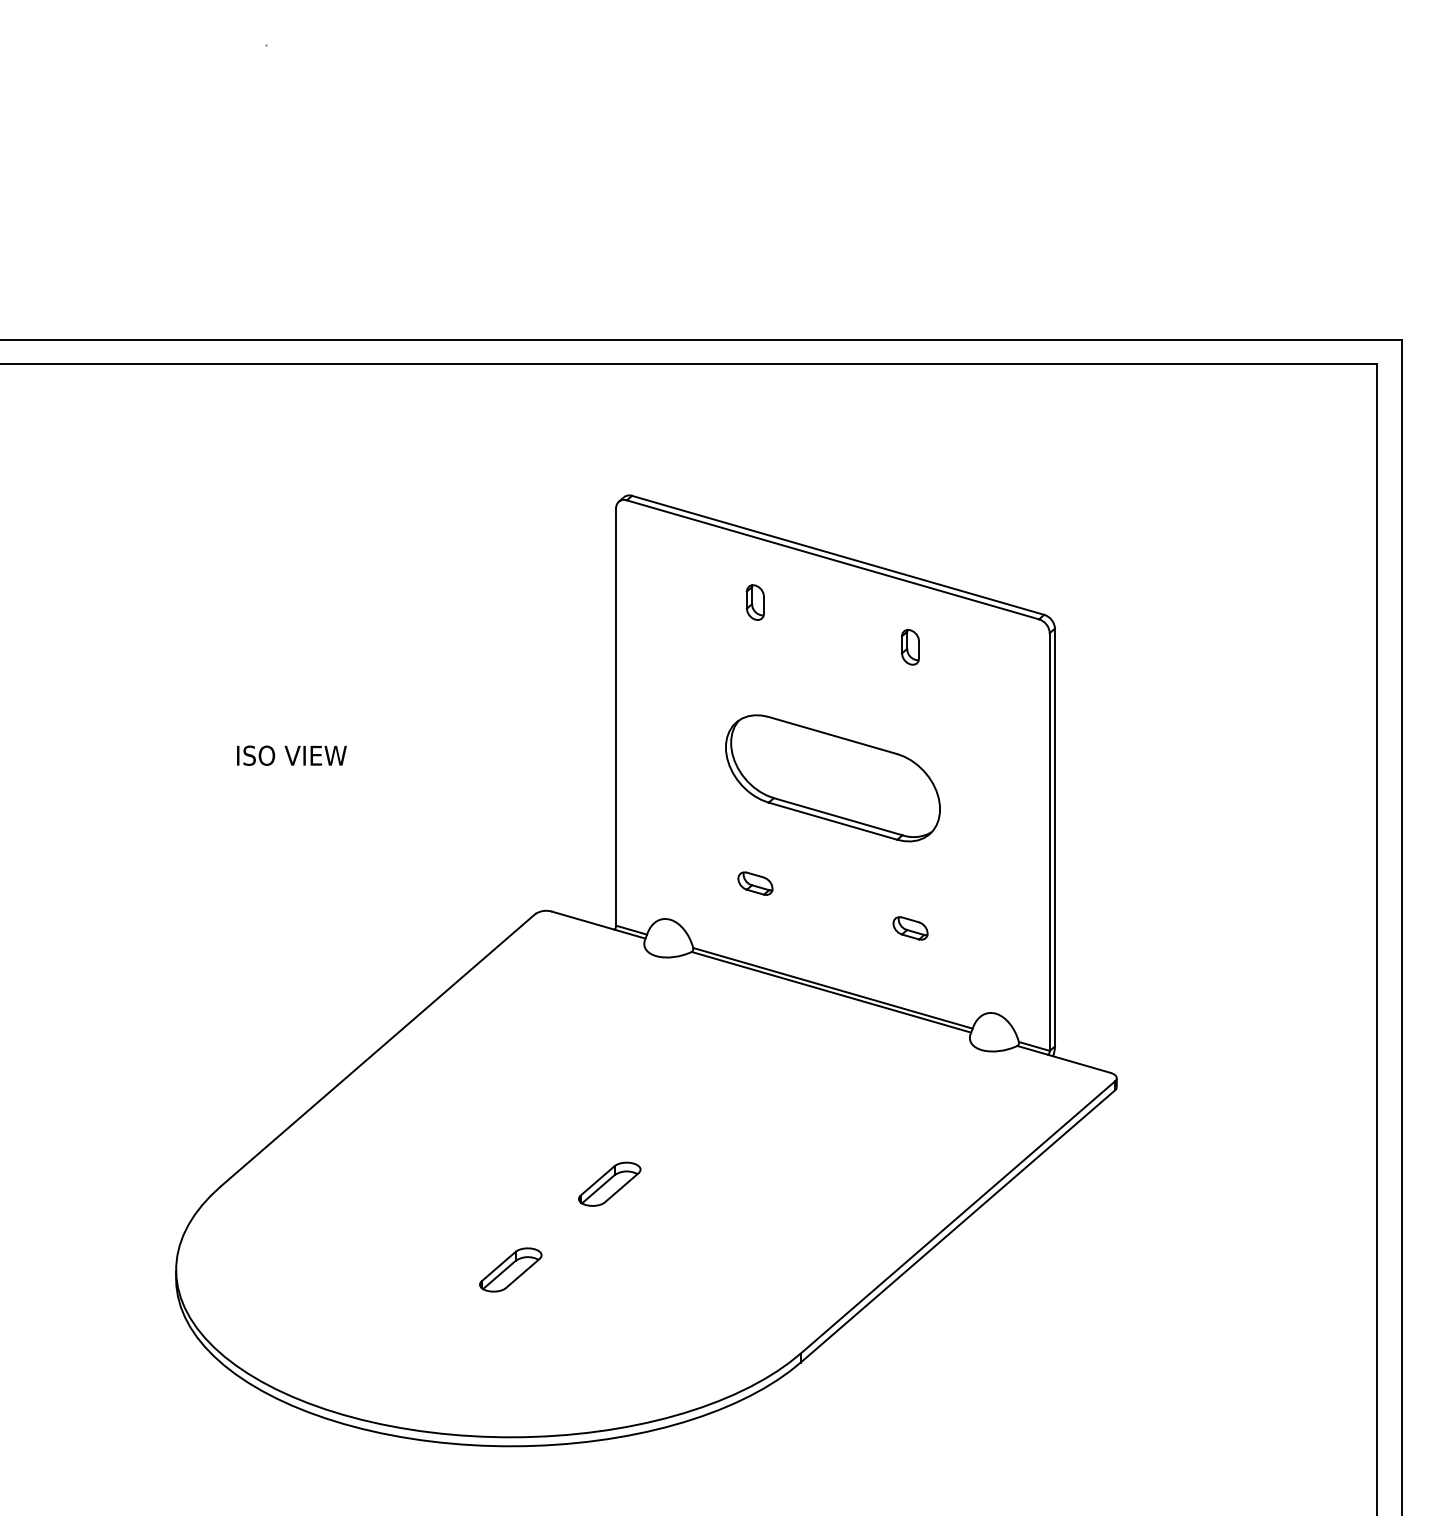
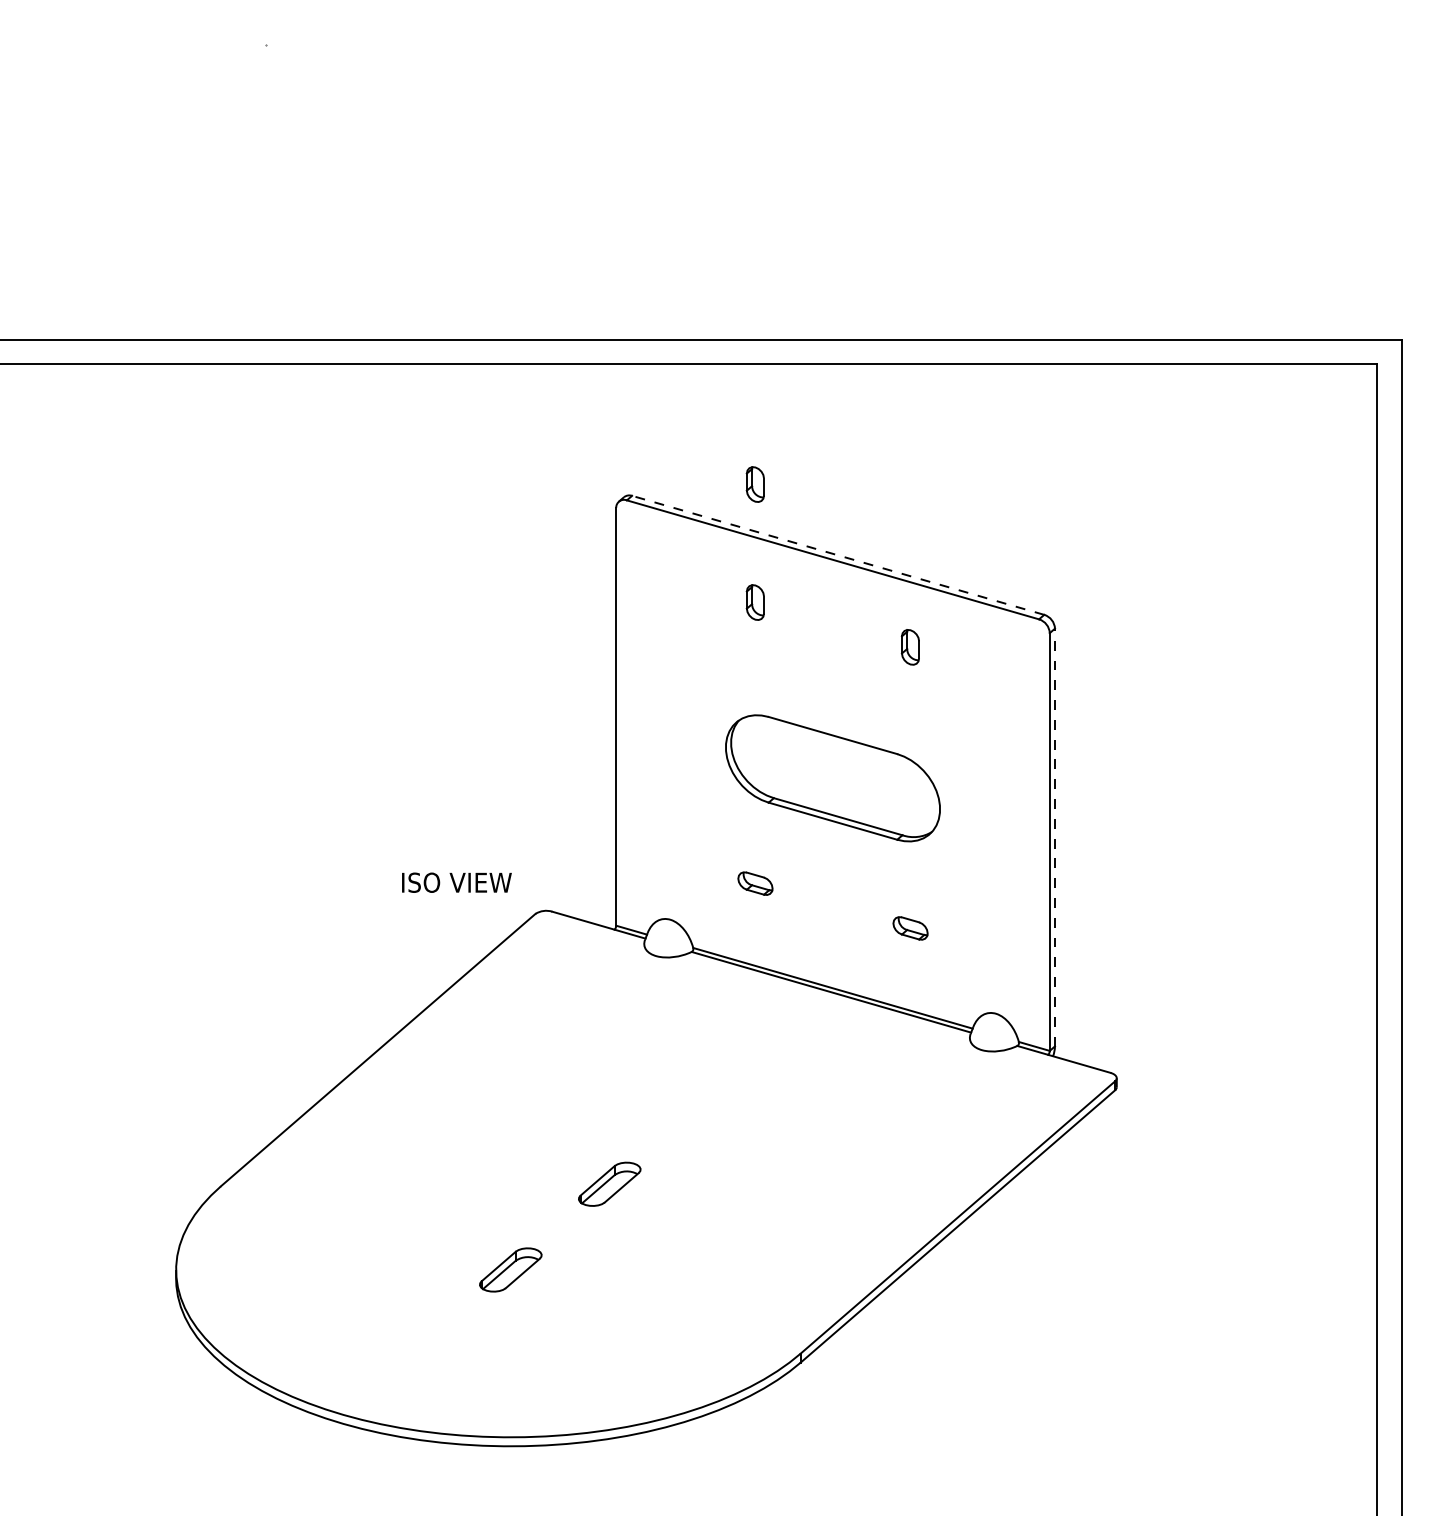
part: none -> present (754, 484)
line: solid -> dashed (838, 555)
text position: (291, 755) -> (456, 882) (456, 882)
line: solid -> dashed (1054, 837)
